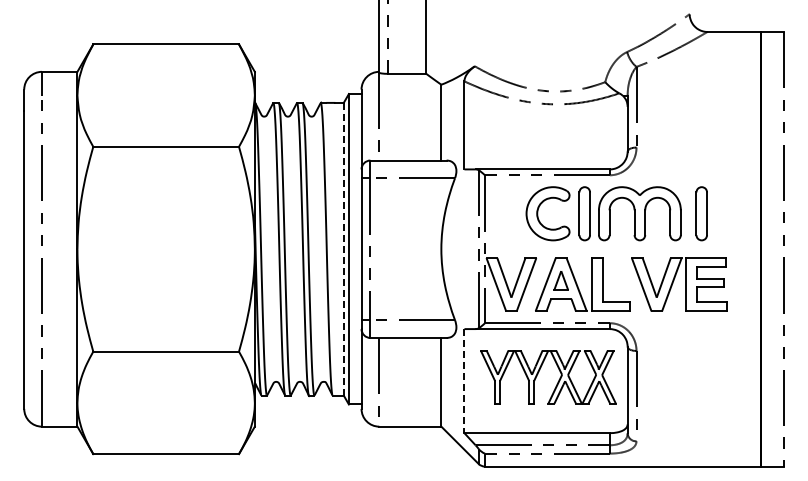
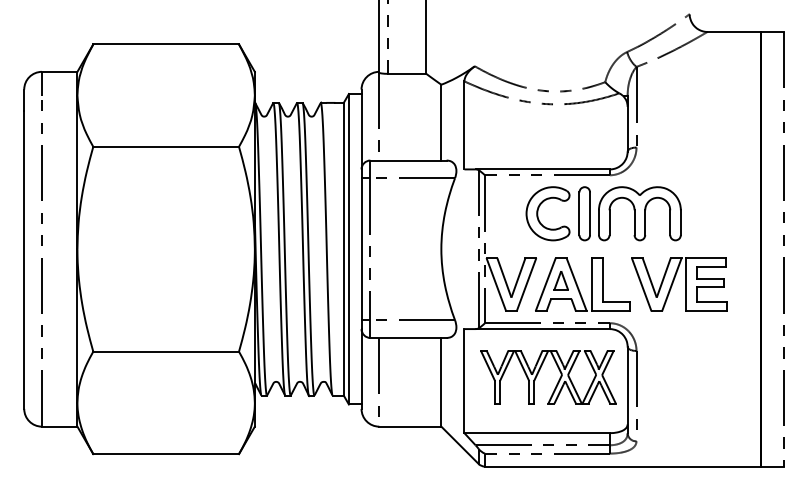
part: present -> none (701, 213)
line: dashed -> solid (343, 249)
line: dashed -> solid (464, 381)
